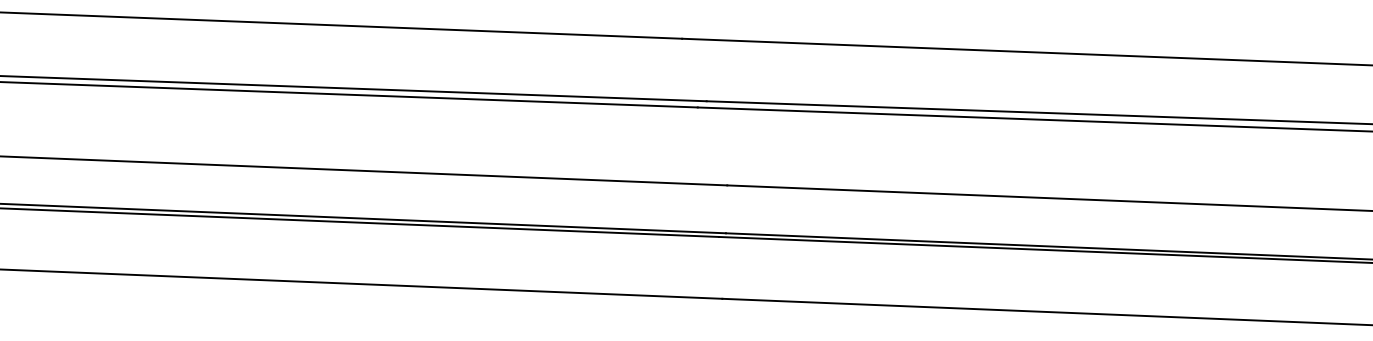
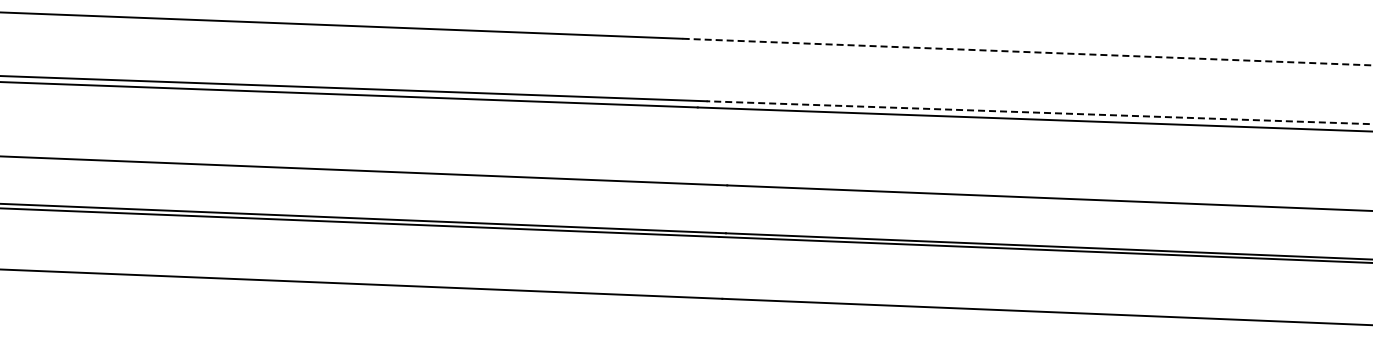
line: solid -> dashed (1026, 52)
line: solid -> dashed (1039, 112)
